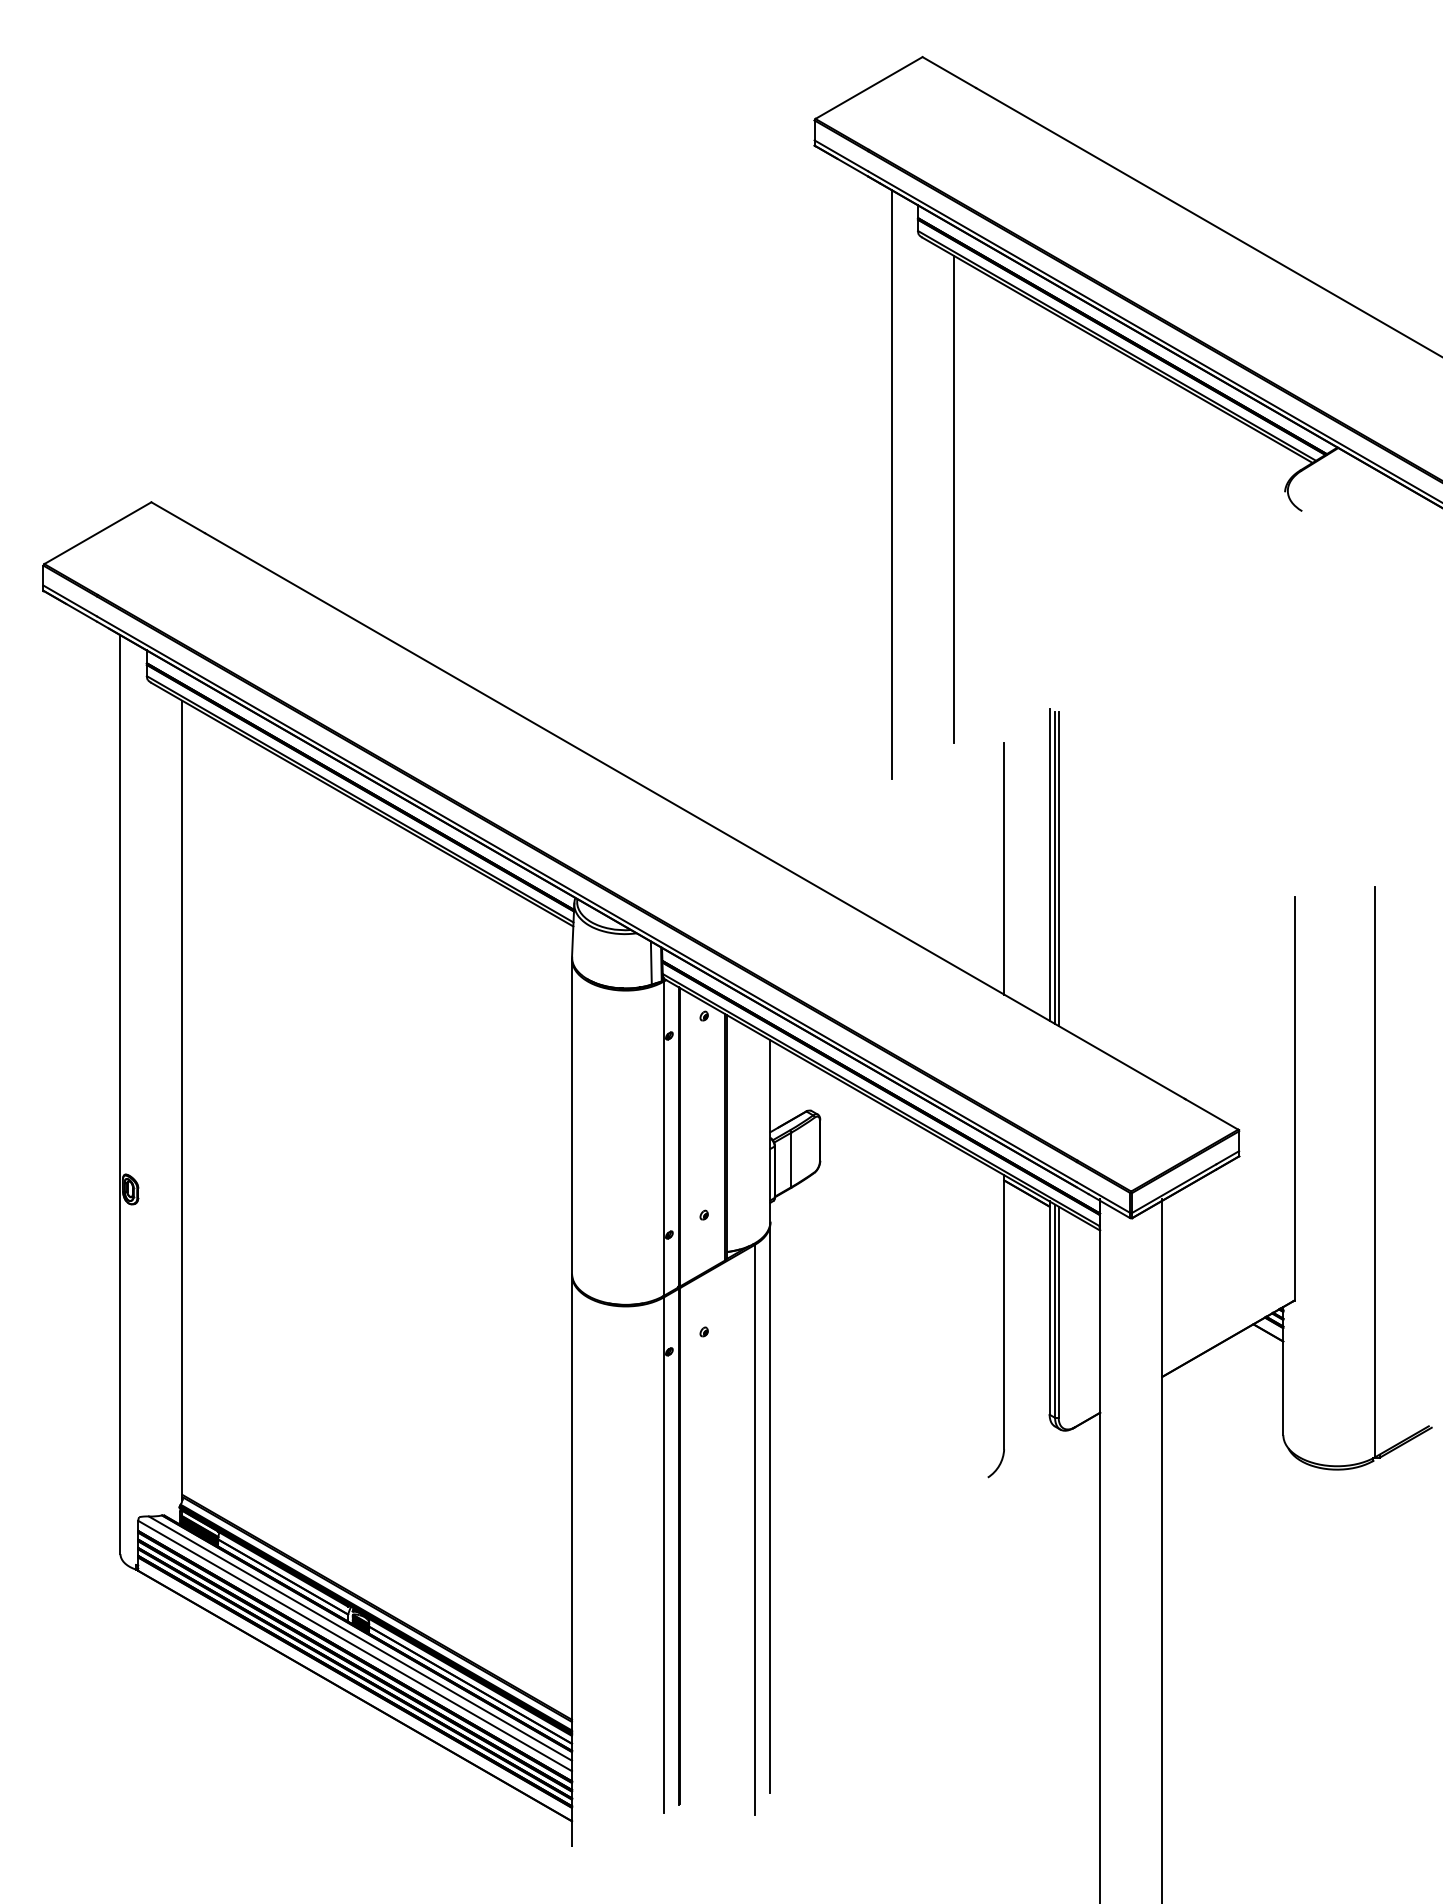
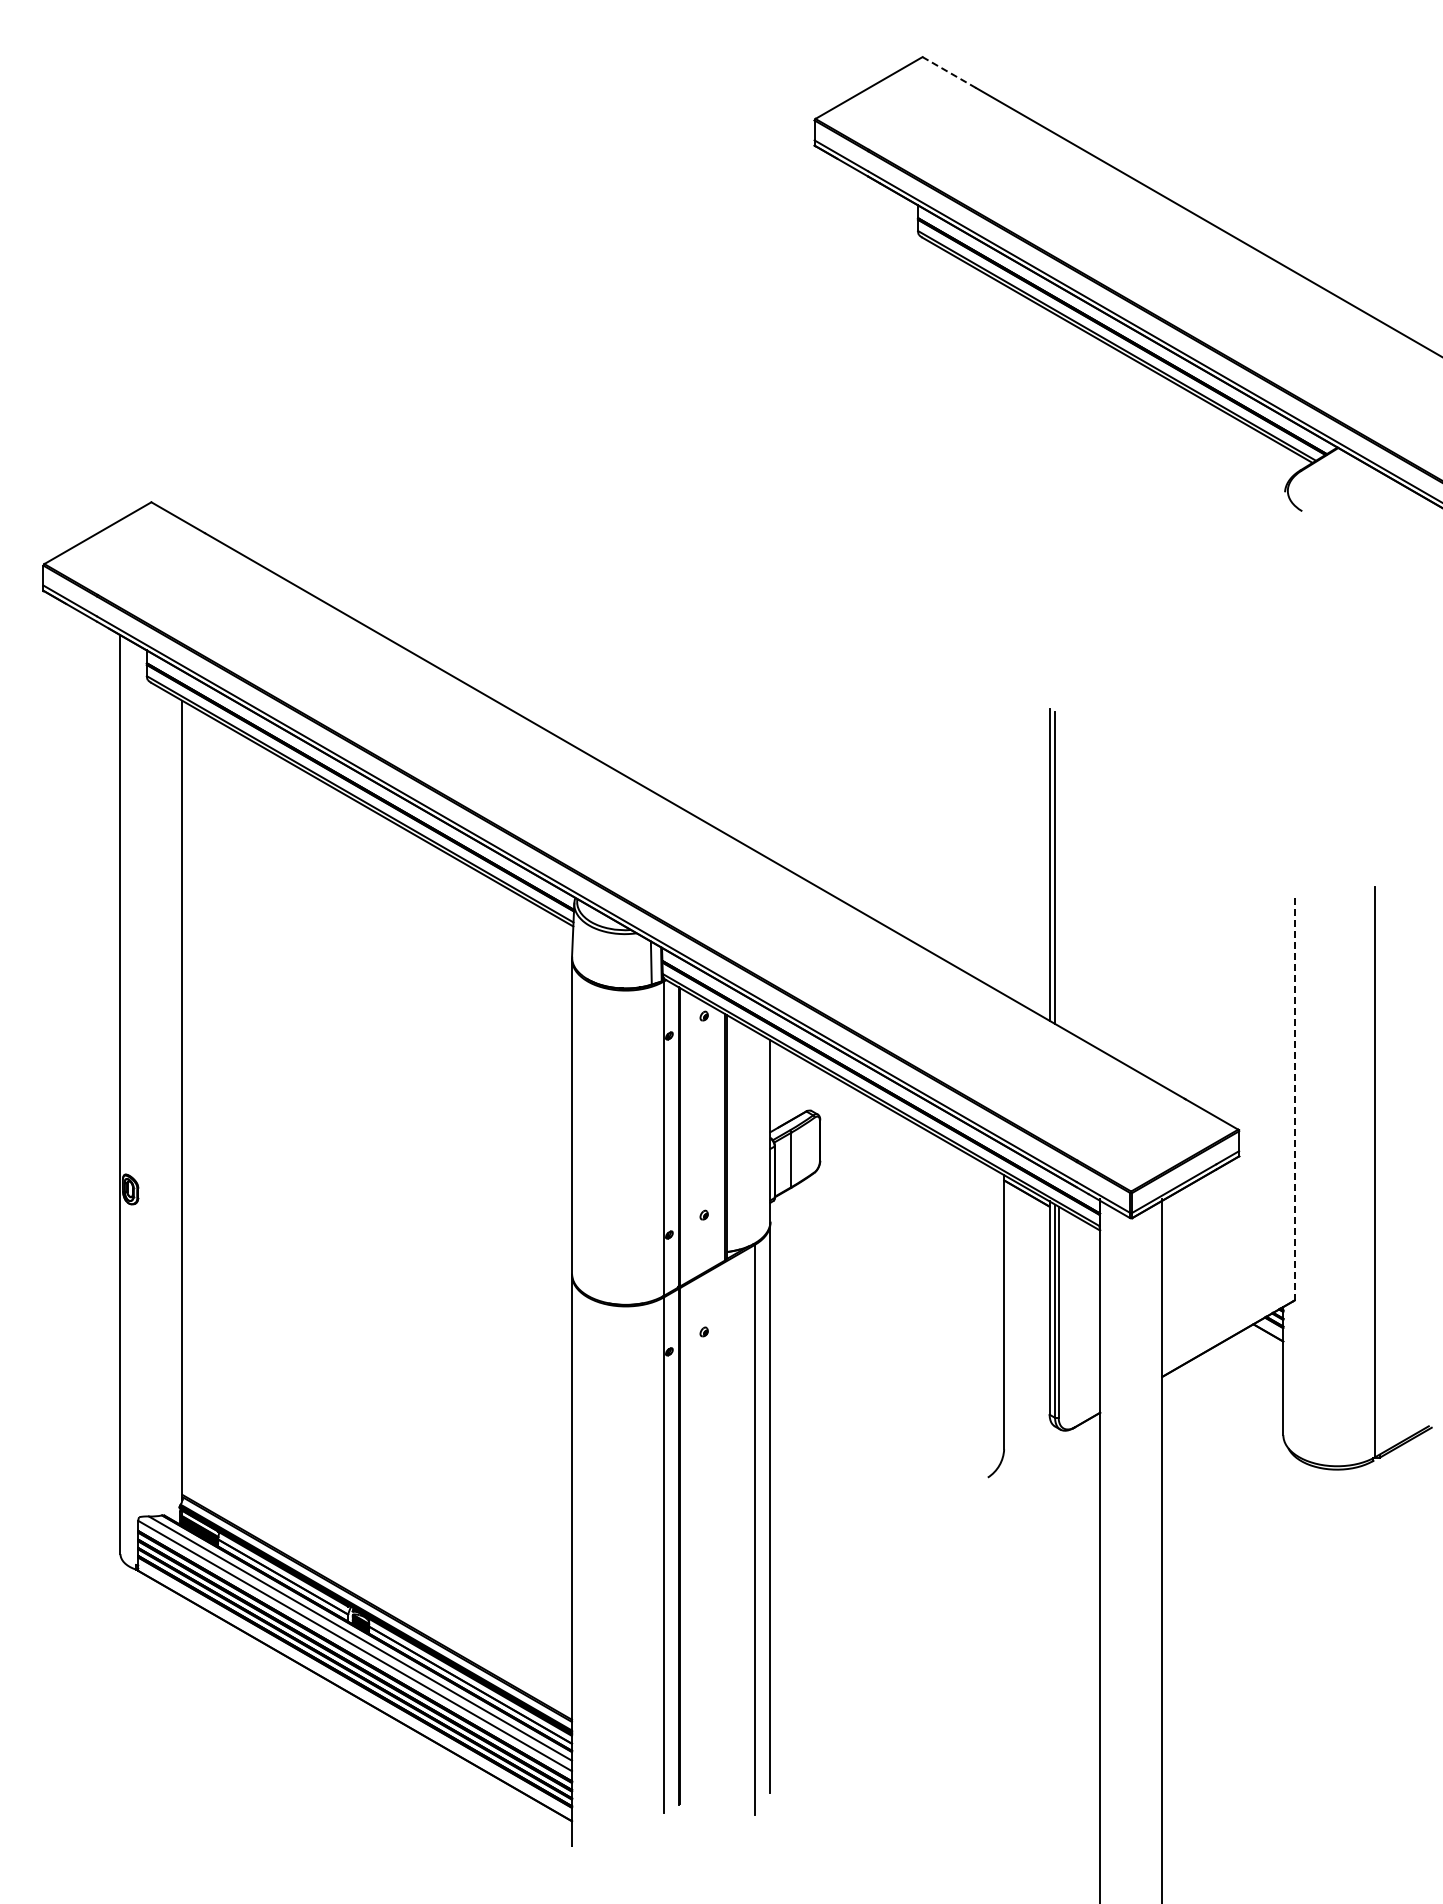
line: solid -> dashed (949, 72)
line: present -> none (891, 484)
line: present -> none (953, 499)
line: present -> none (1004, 868)
line: present -> none (1058, 868)
line: solid -> dashed (1294, 1098)
